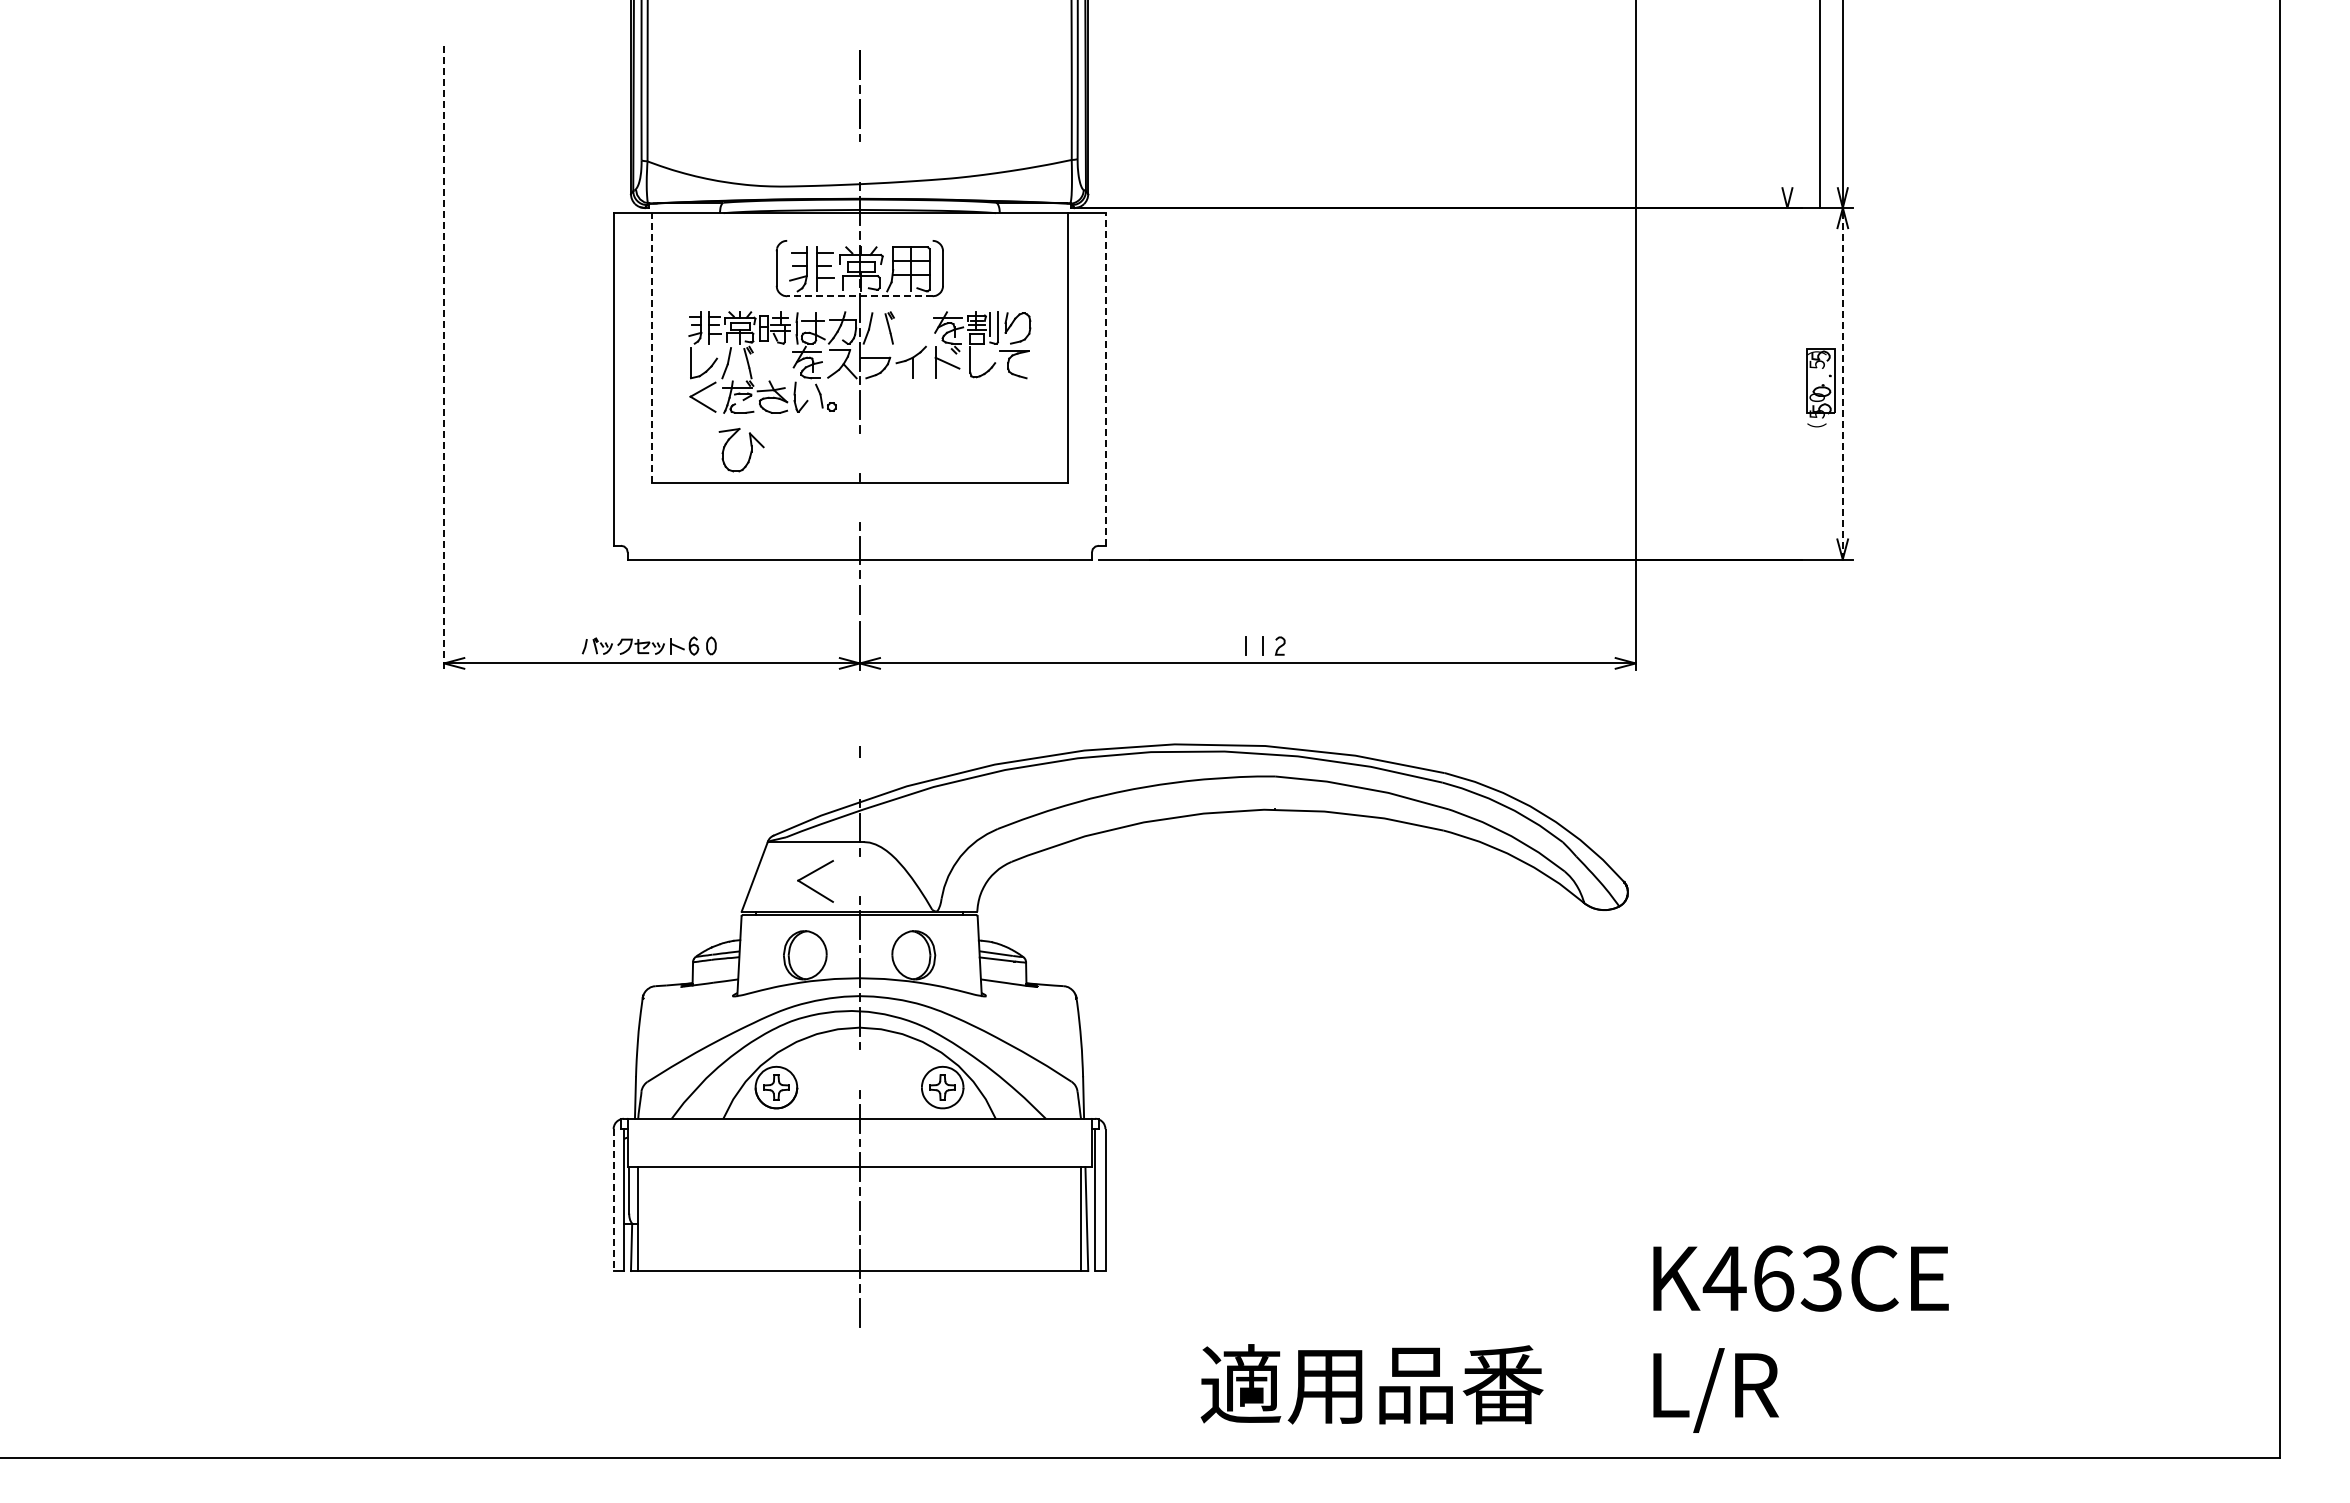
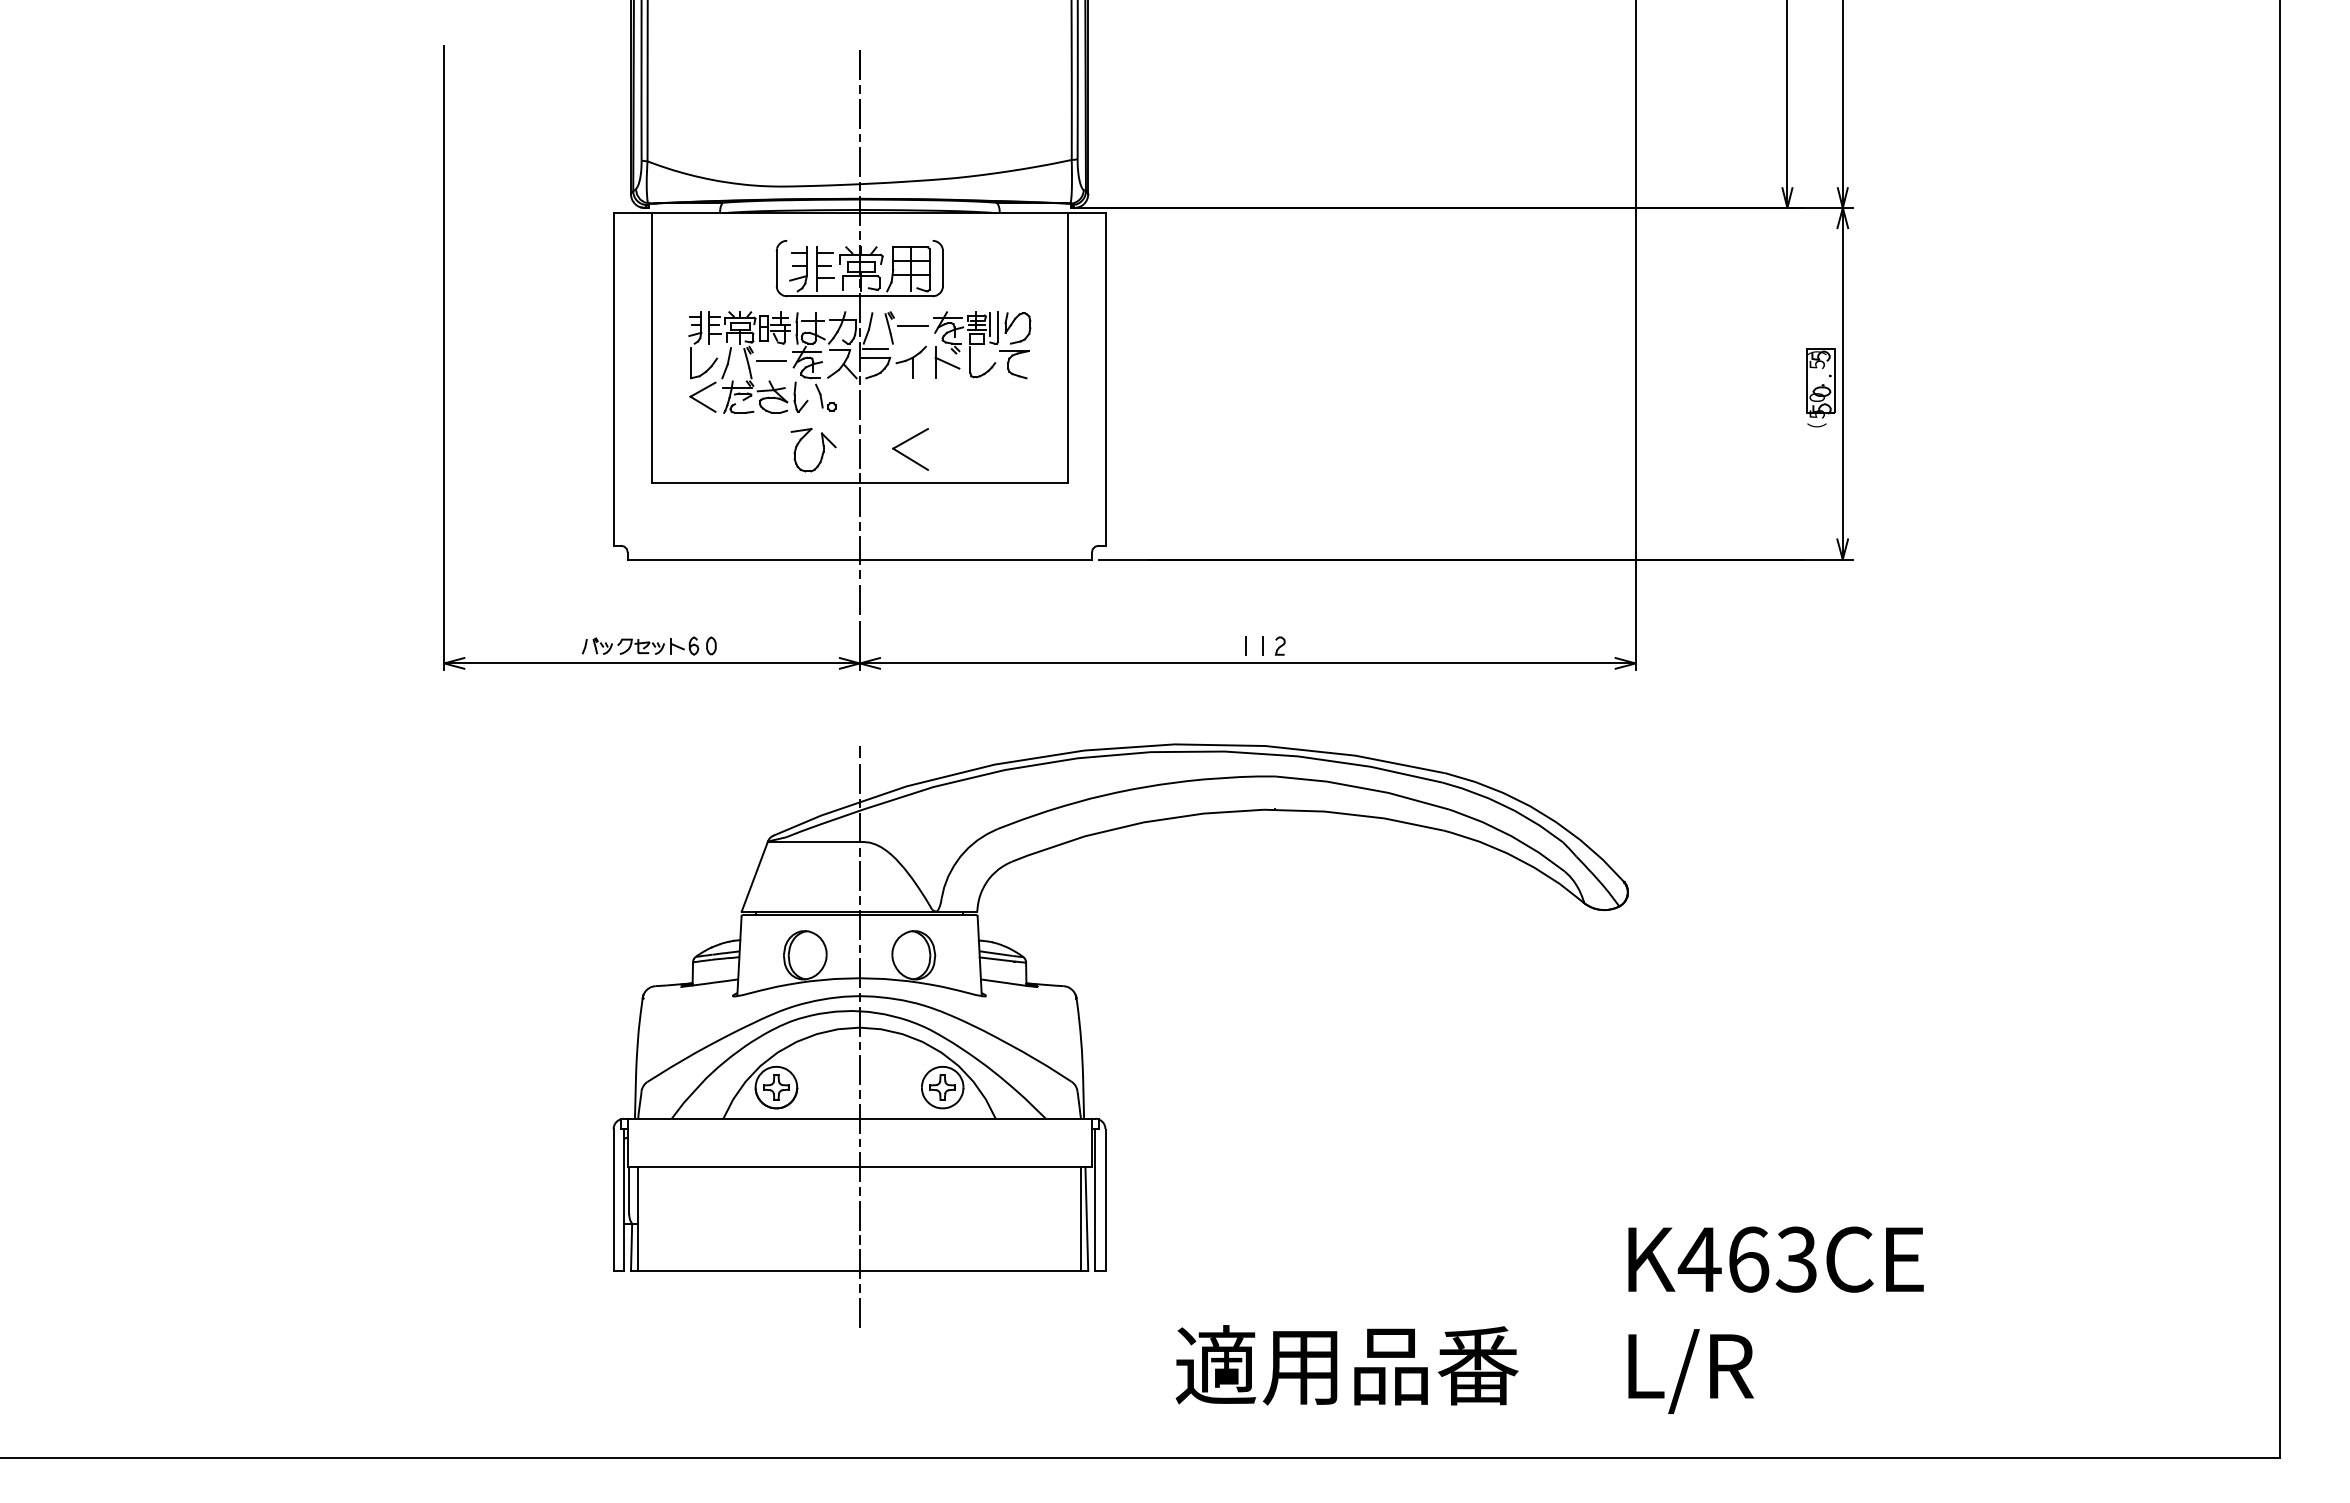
line position: (1820, 105) -> (1787, 105) (1787, 105)
line: none -> present (859, 162)
line: dashed -> solid (859, 296)
line: none -> present (912, 326)
line: dashed -> solid (652, 347)
line: none -> present (875, 349)
line: dashed -> solid (444, 358)
line: none -> present (771, 360)
line: dashed -> solid (1105, 378)
line: dashed -> solid (1842, 383)
part position: (750, 451) -> (822, 451) (822, 451)
line: none -> present (859, 453)
line: none -> present (859, 501)
line: none -> present (859, 779)
line: none -> present (859, 876)
part position: (811, 887) -> (906, 455) (906, 455)
line: none -> present (859, 1070)
line: dashed -> solid (613, 1200)
text position: (1574, 1338) -> (1549, 1319) (1549, 1319)
